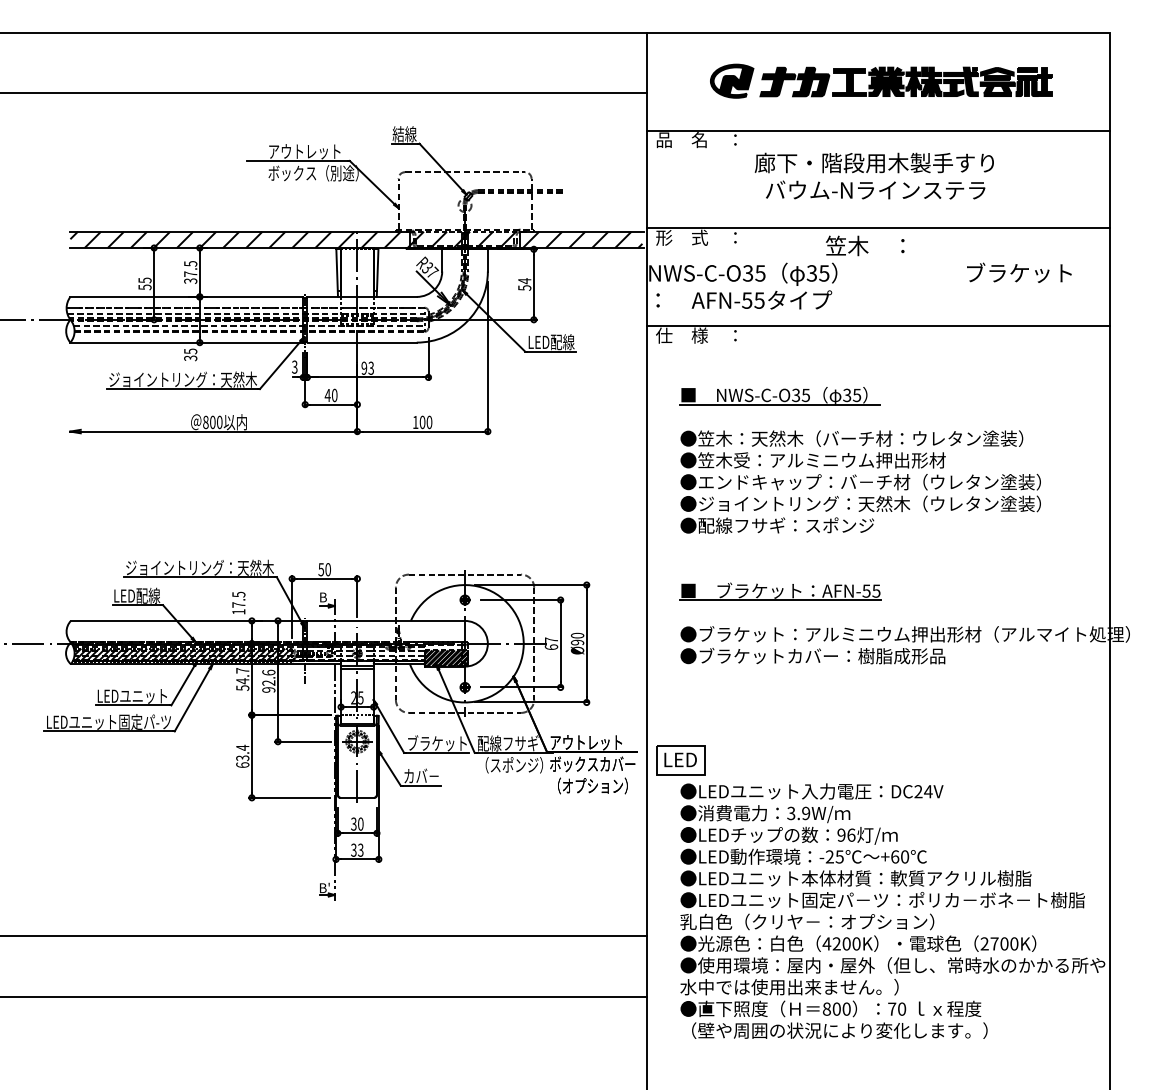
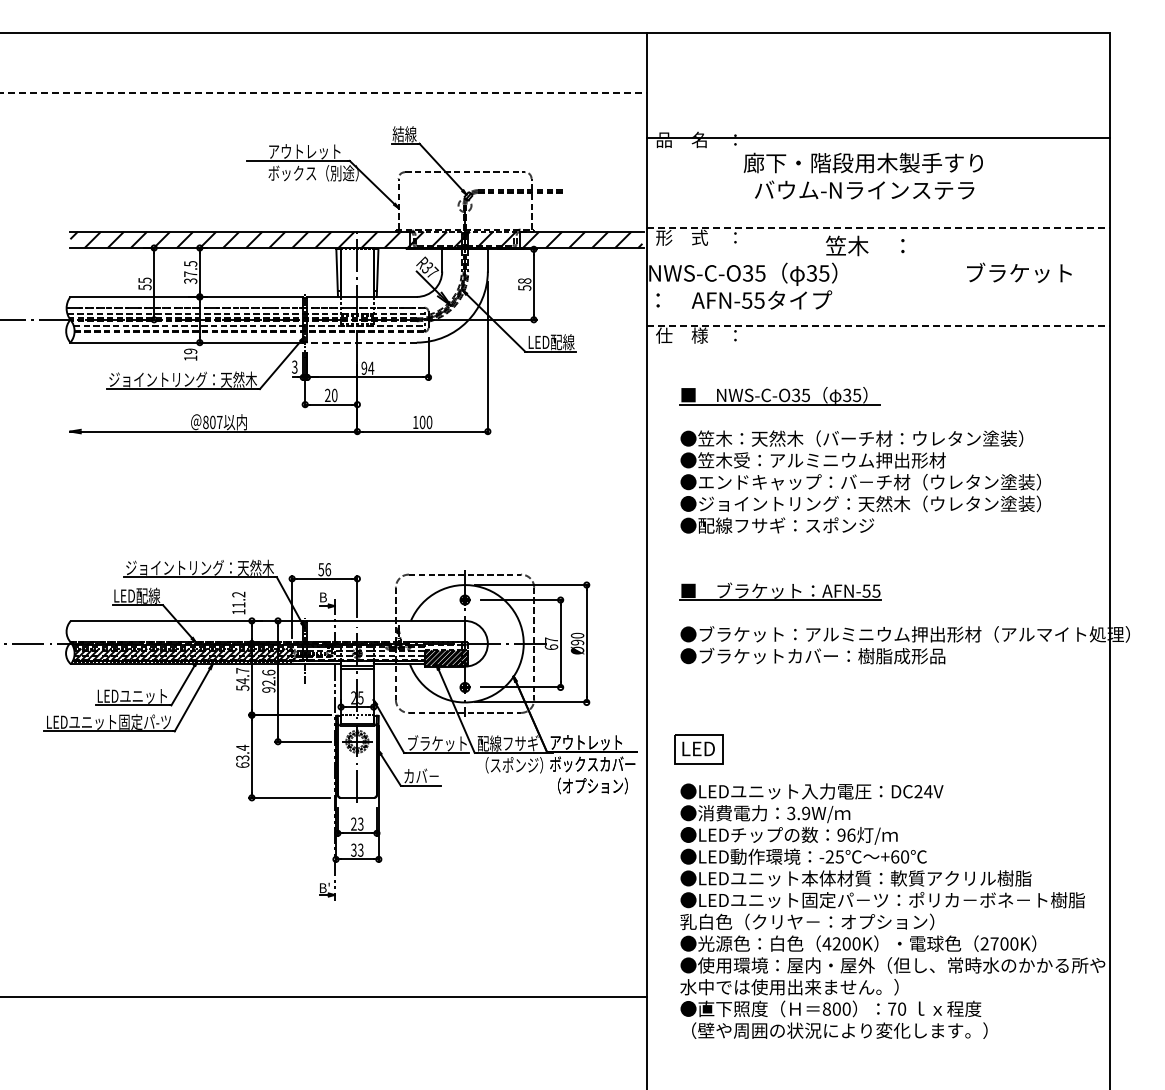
part: present -> none (881, 80)
line: solid -> dashed (324, 93)
line position: (878, 130) -> (878, 137) (878, 137)
text position: (873, 175) -> (862, 175) (862, 175)
line: solid -> dashed (878, 228)
text: 54 -> 58 (524, 281)
line: solid -> dashed (878, 326)
line: solid -> dashed (362, 342)
text: 35 -> 19 (190, 354)
text: 93 -> 94 (371, 367)
text: 40 -> 20 (327, 394)
text: 800 -> 807 (219, 422)
text: 50 -> 56 (328, 569)
text: 17.5 -> 11.2 (238, 599)
part position: (680, 760) -> (698, 749) (698, 749)
text: 30 -> 23 (357, 823)
line: present -> none (324, 936)
